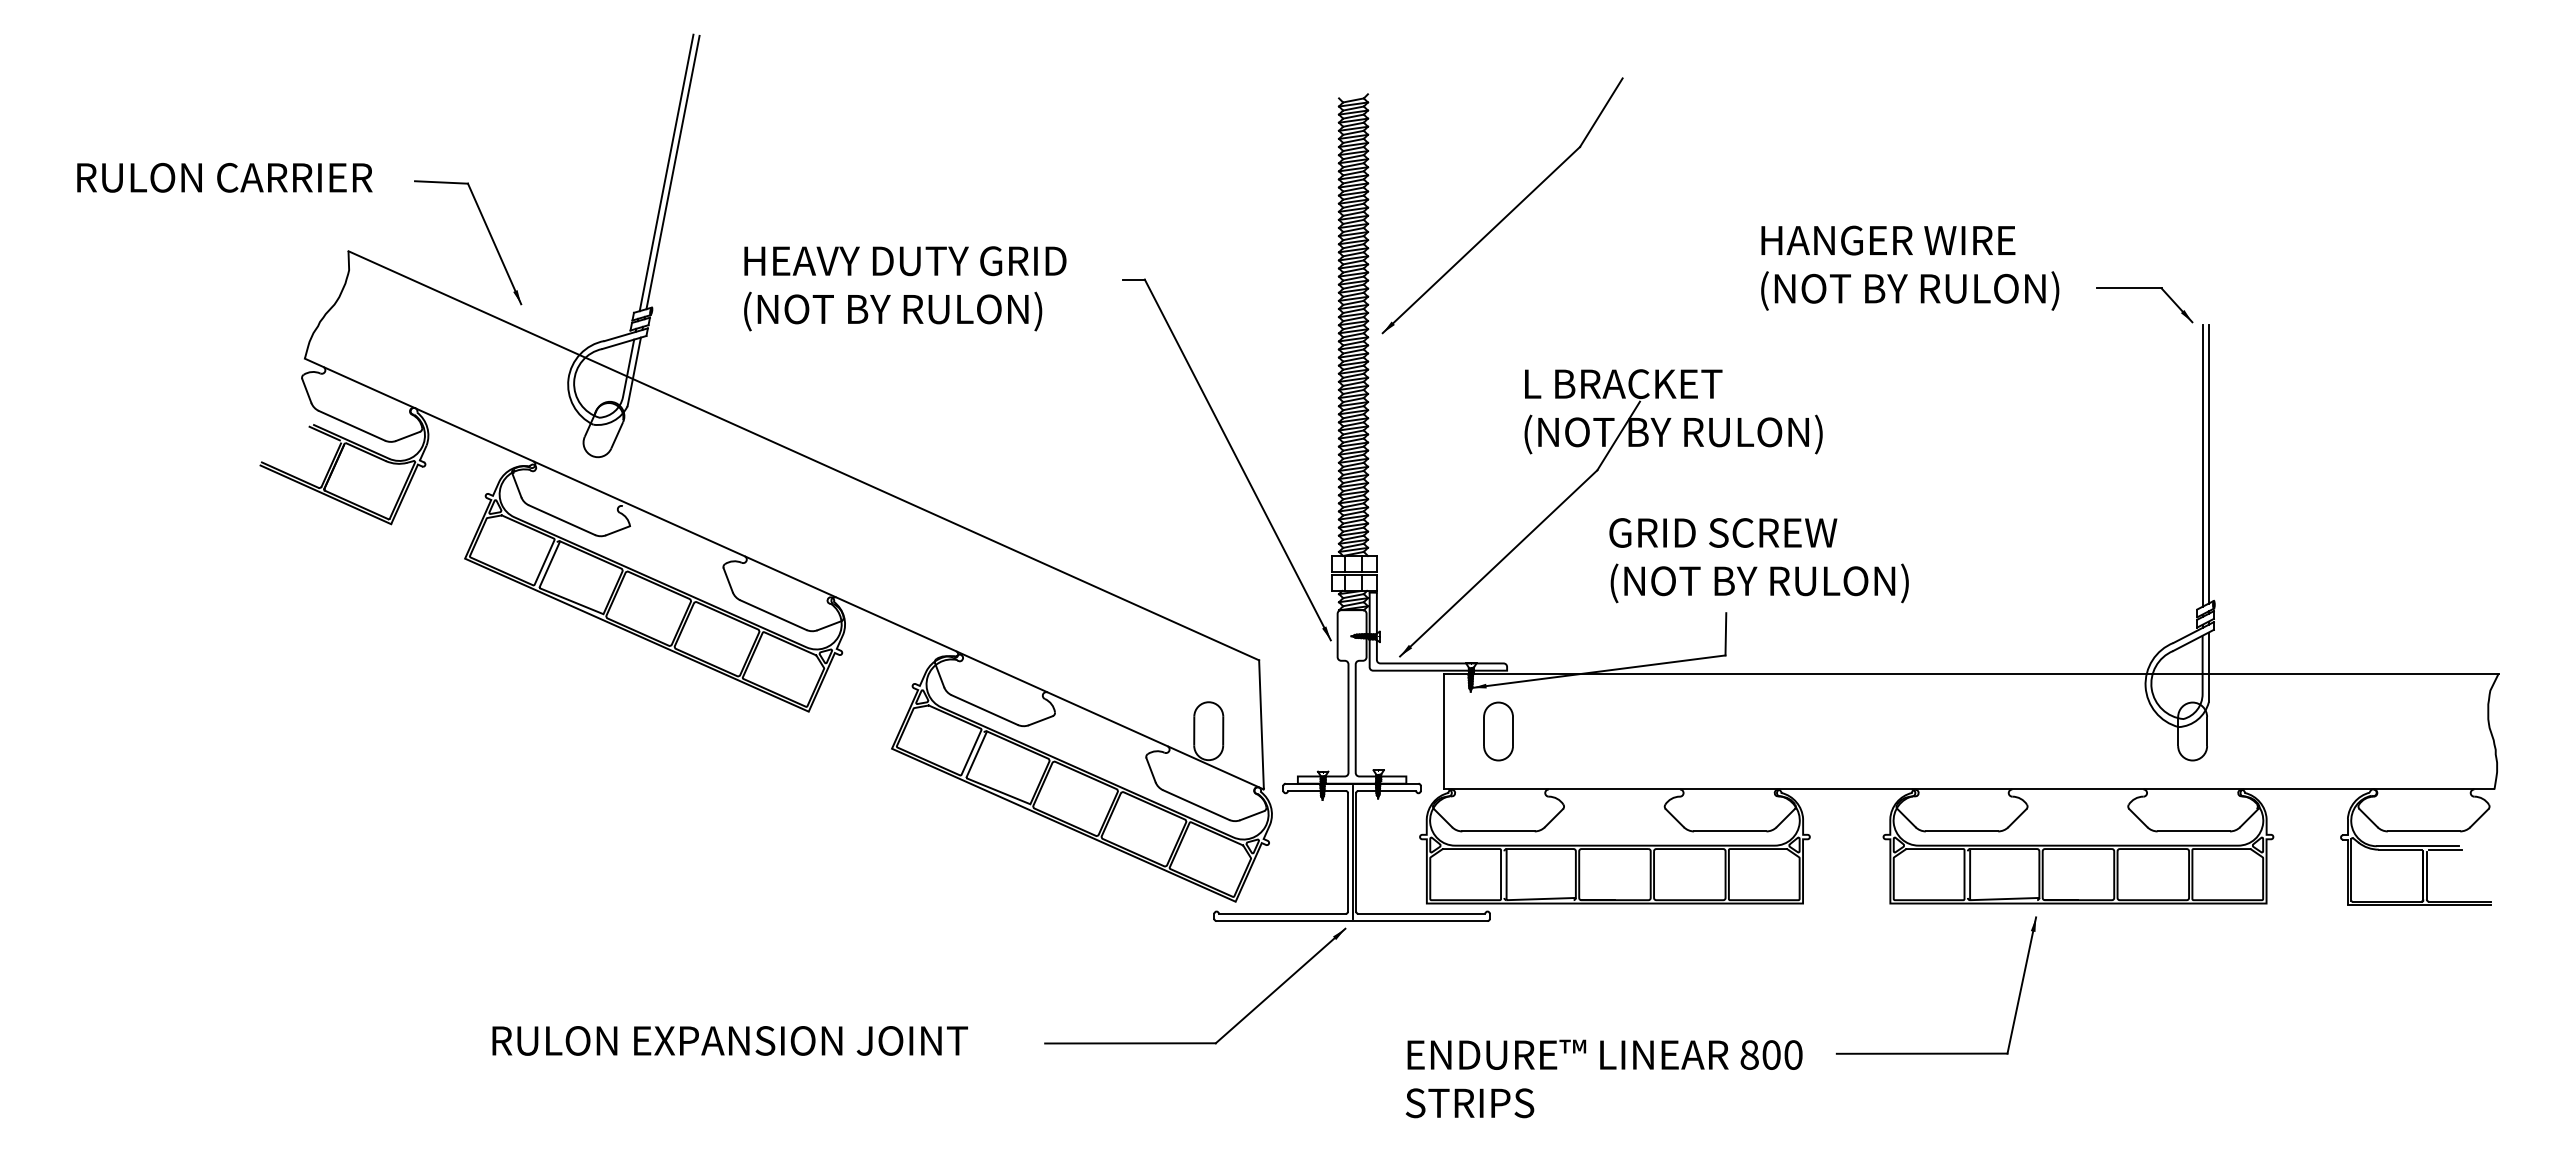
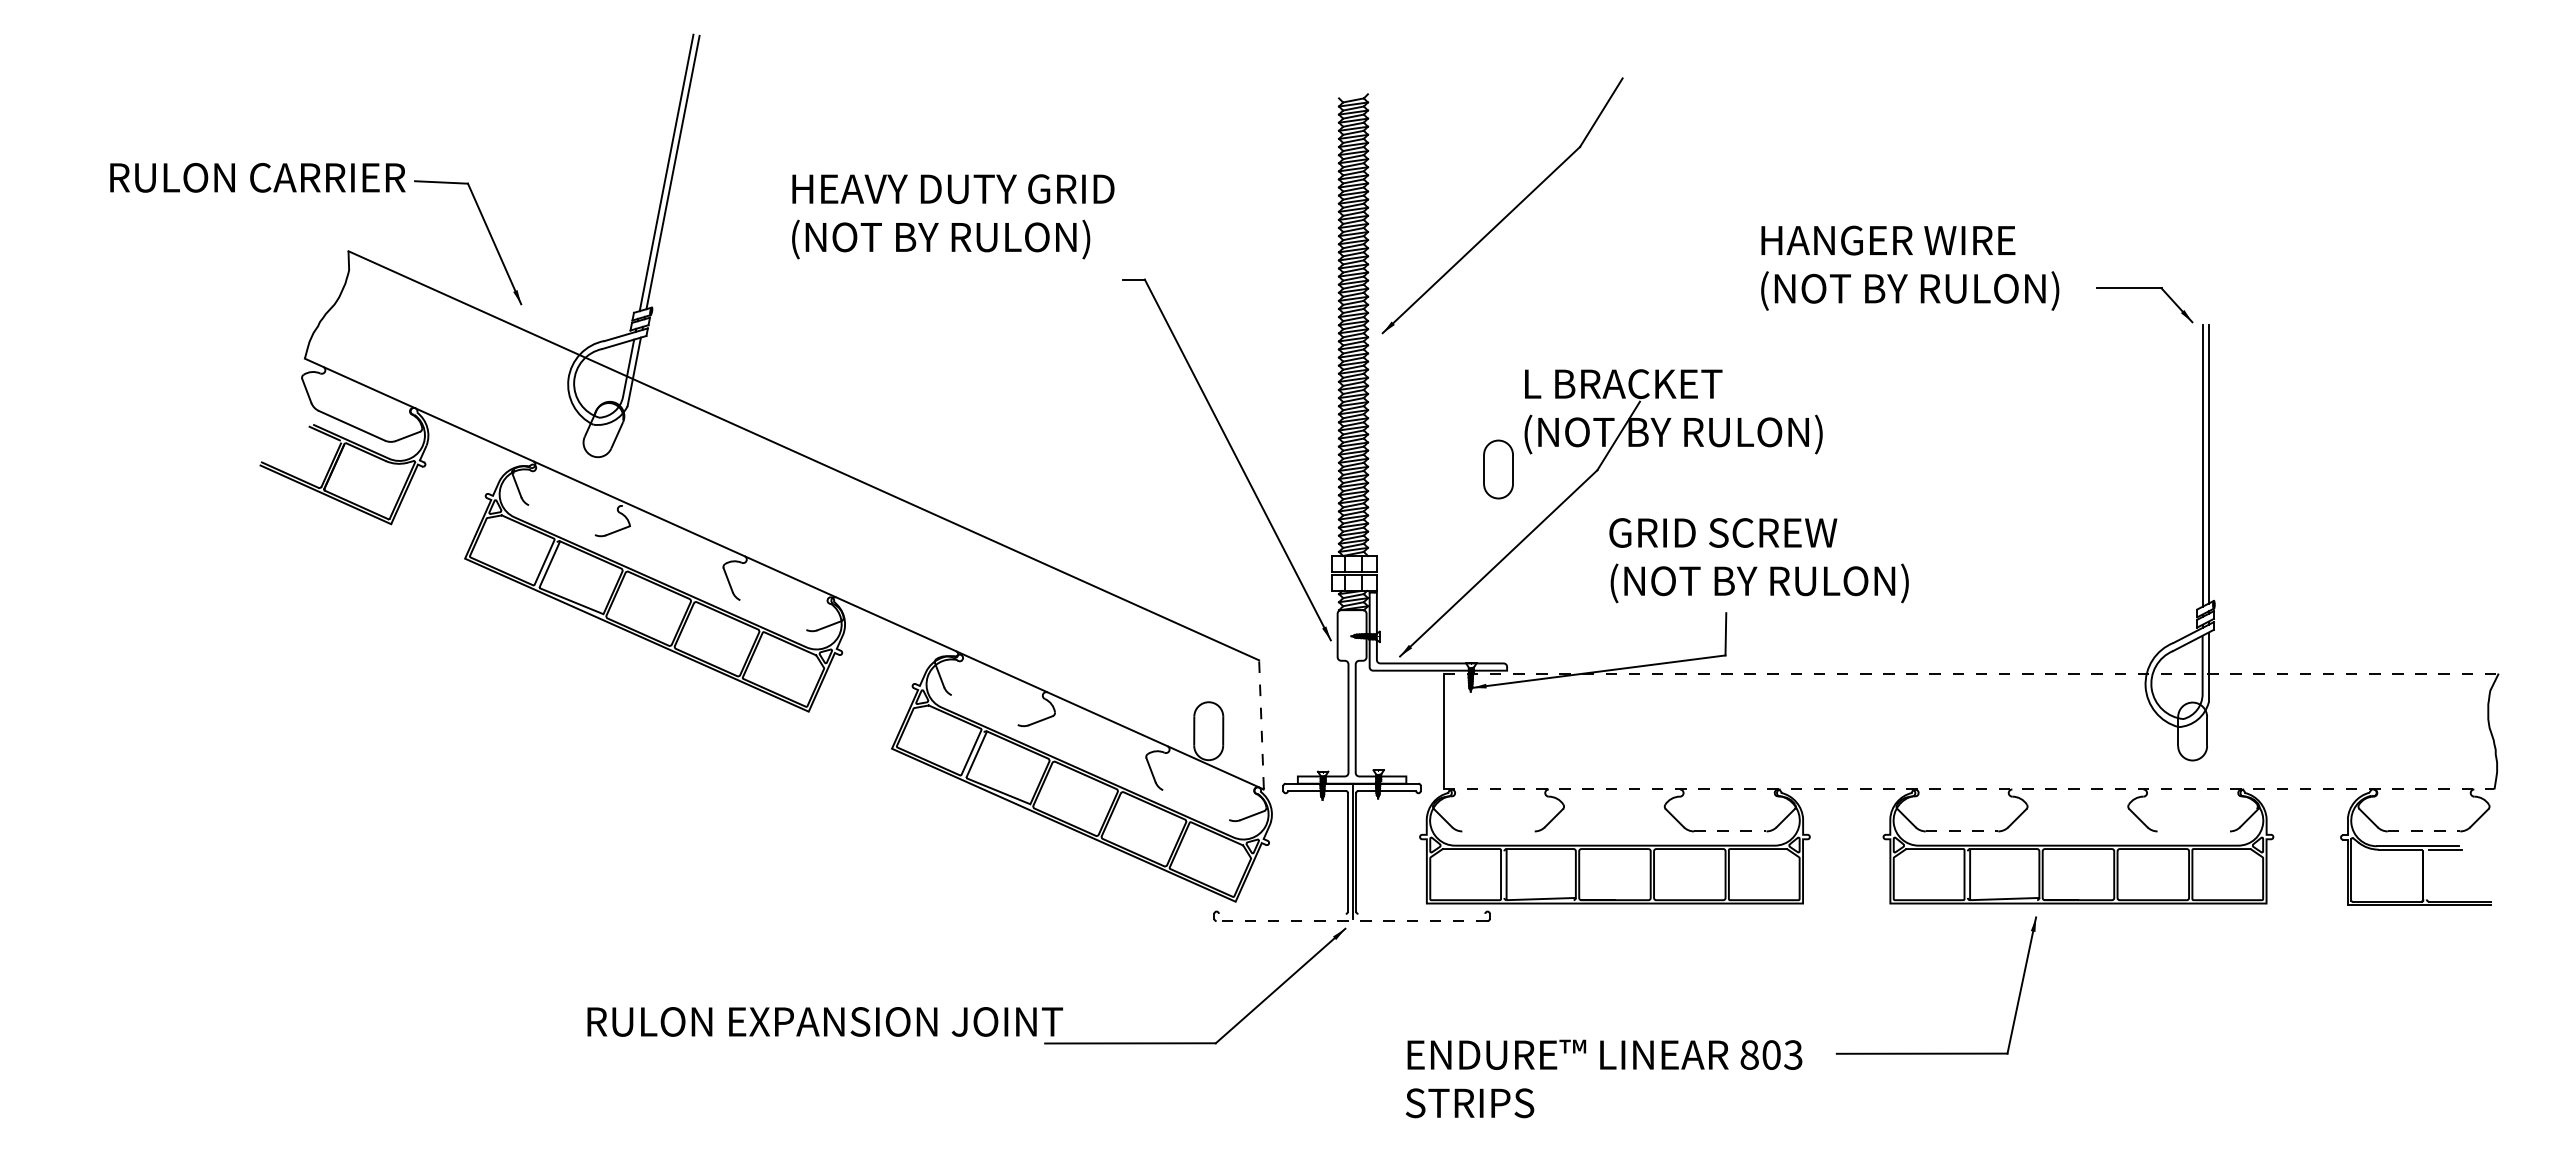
text position: (224, 177) -> (257, 177) (257, 177)
text position: (905, 288) -> (953, 216) (953, 216)
line: present -> none (561, 519)
line: present -> none (773, 614)
line: solid -> dashed (1971, 673)
line: present -> none (984, 709)
line: solid -> dashed (1261, 723)
part position: (1498, 731) -> (1498, 469) (1498, 469)
line: solid -> dashed (1969, 789)
line: present -> none (1196, 804)
line: present -> none (1498, 831)
line: solid -> dashed (1730, 831)
line: solid -> dashed (1962, 831)
line: present -> none (2193, 831)
line: solid -> dashed (2424, 831)
line: present -> none (2426, 875)
line: present -> none (1281, 913)
line: present -> none (1421, 913)
line: solid -> dashed (1351, 921)
text position: (729, 1040) -> (824, 1021) (824, 1021)
text: 800 -> 803 (1793, 1054)
